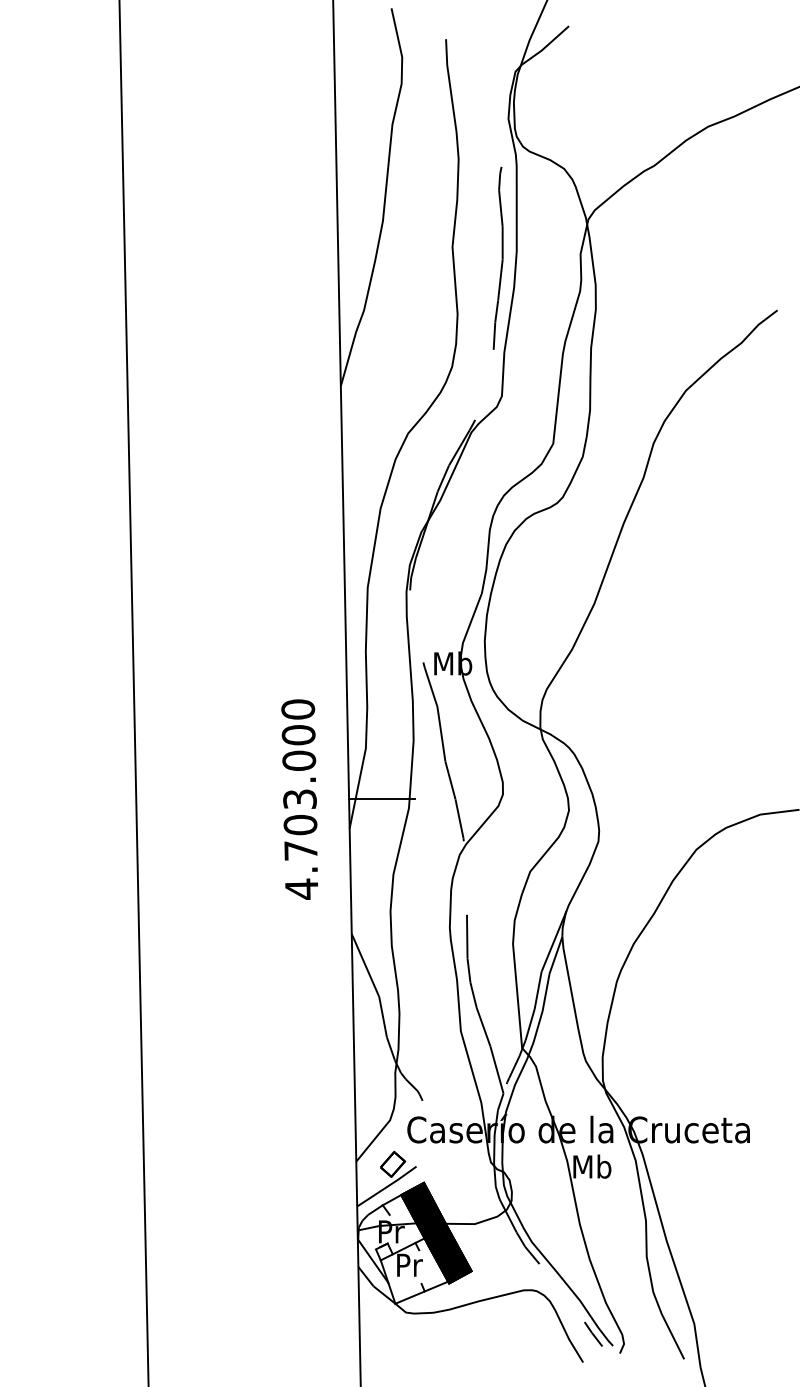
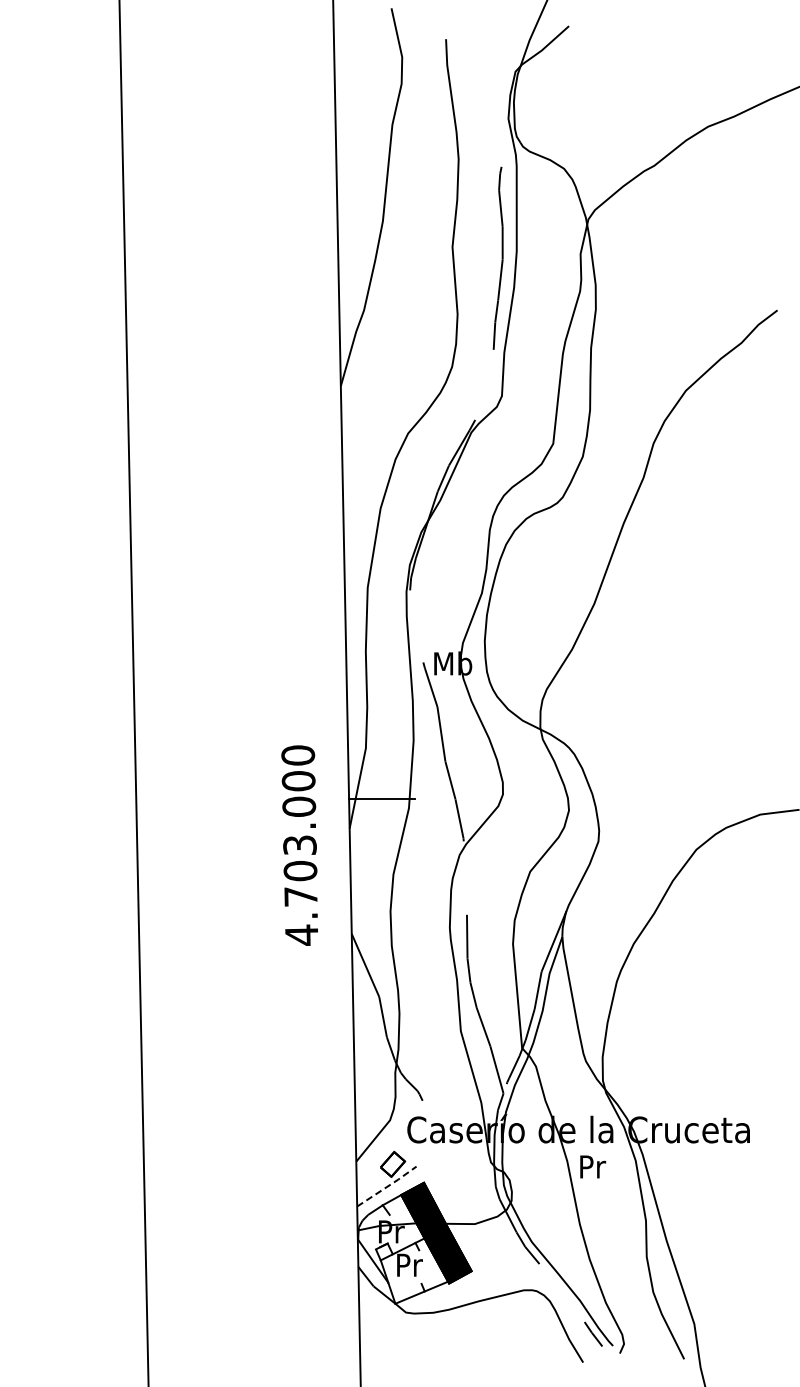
text position: (299, 799) -> (299, 845) (299, 845)
text: Mb -> Pr (592, 1166)
line: solid -> dashed (387, 1186)
